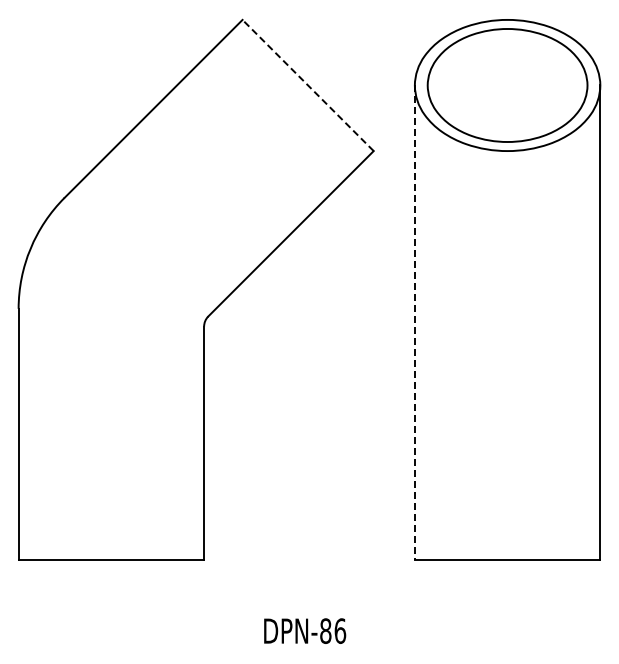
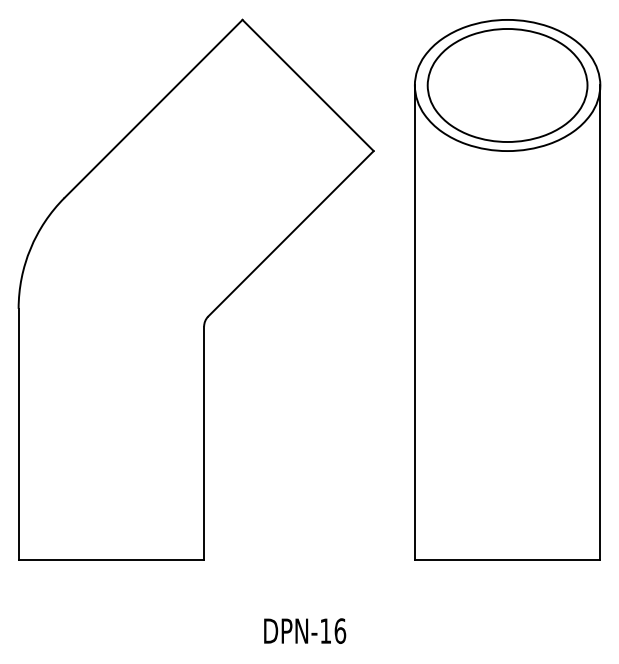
line: dashed -> solid (308, 85)
line: dashed -> solid (414, 323)
text: DPN-86 -> DPN-16 (325, 630)
